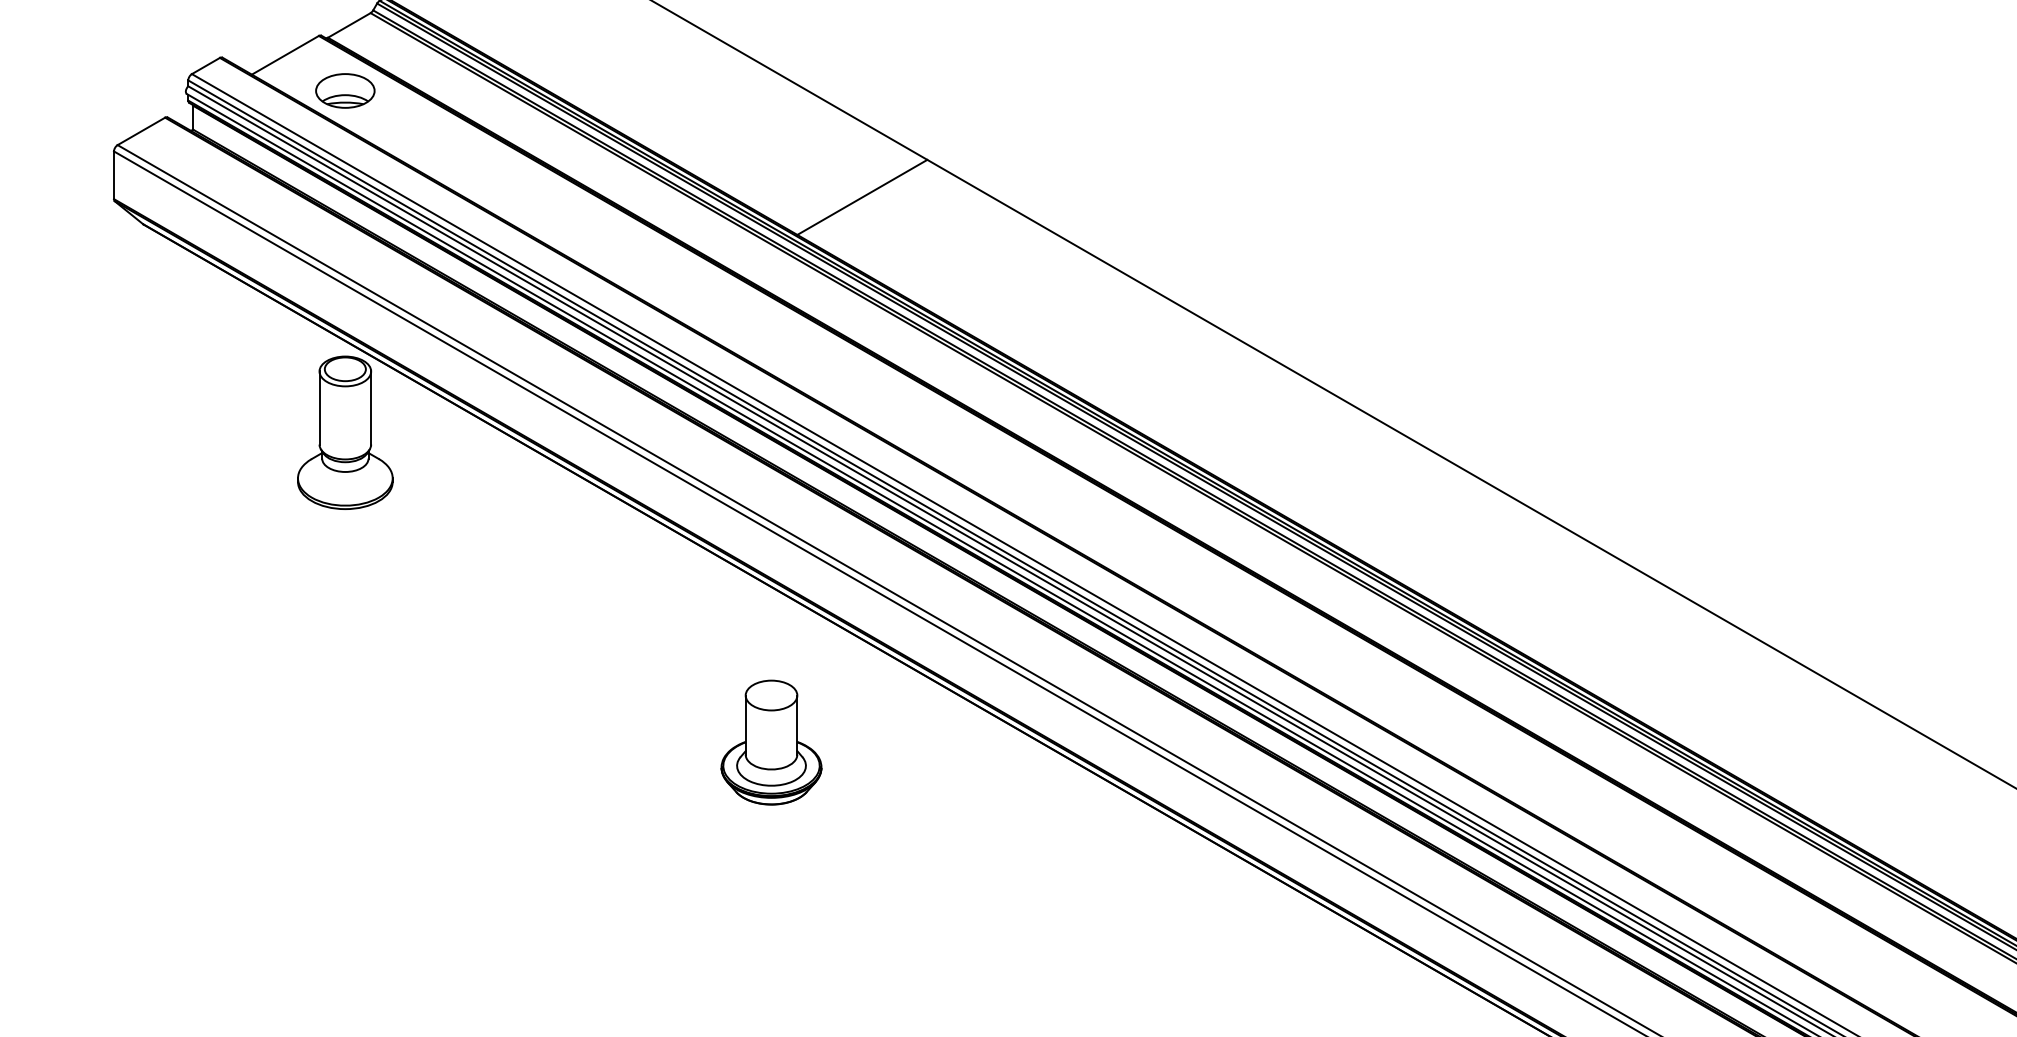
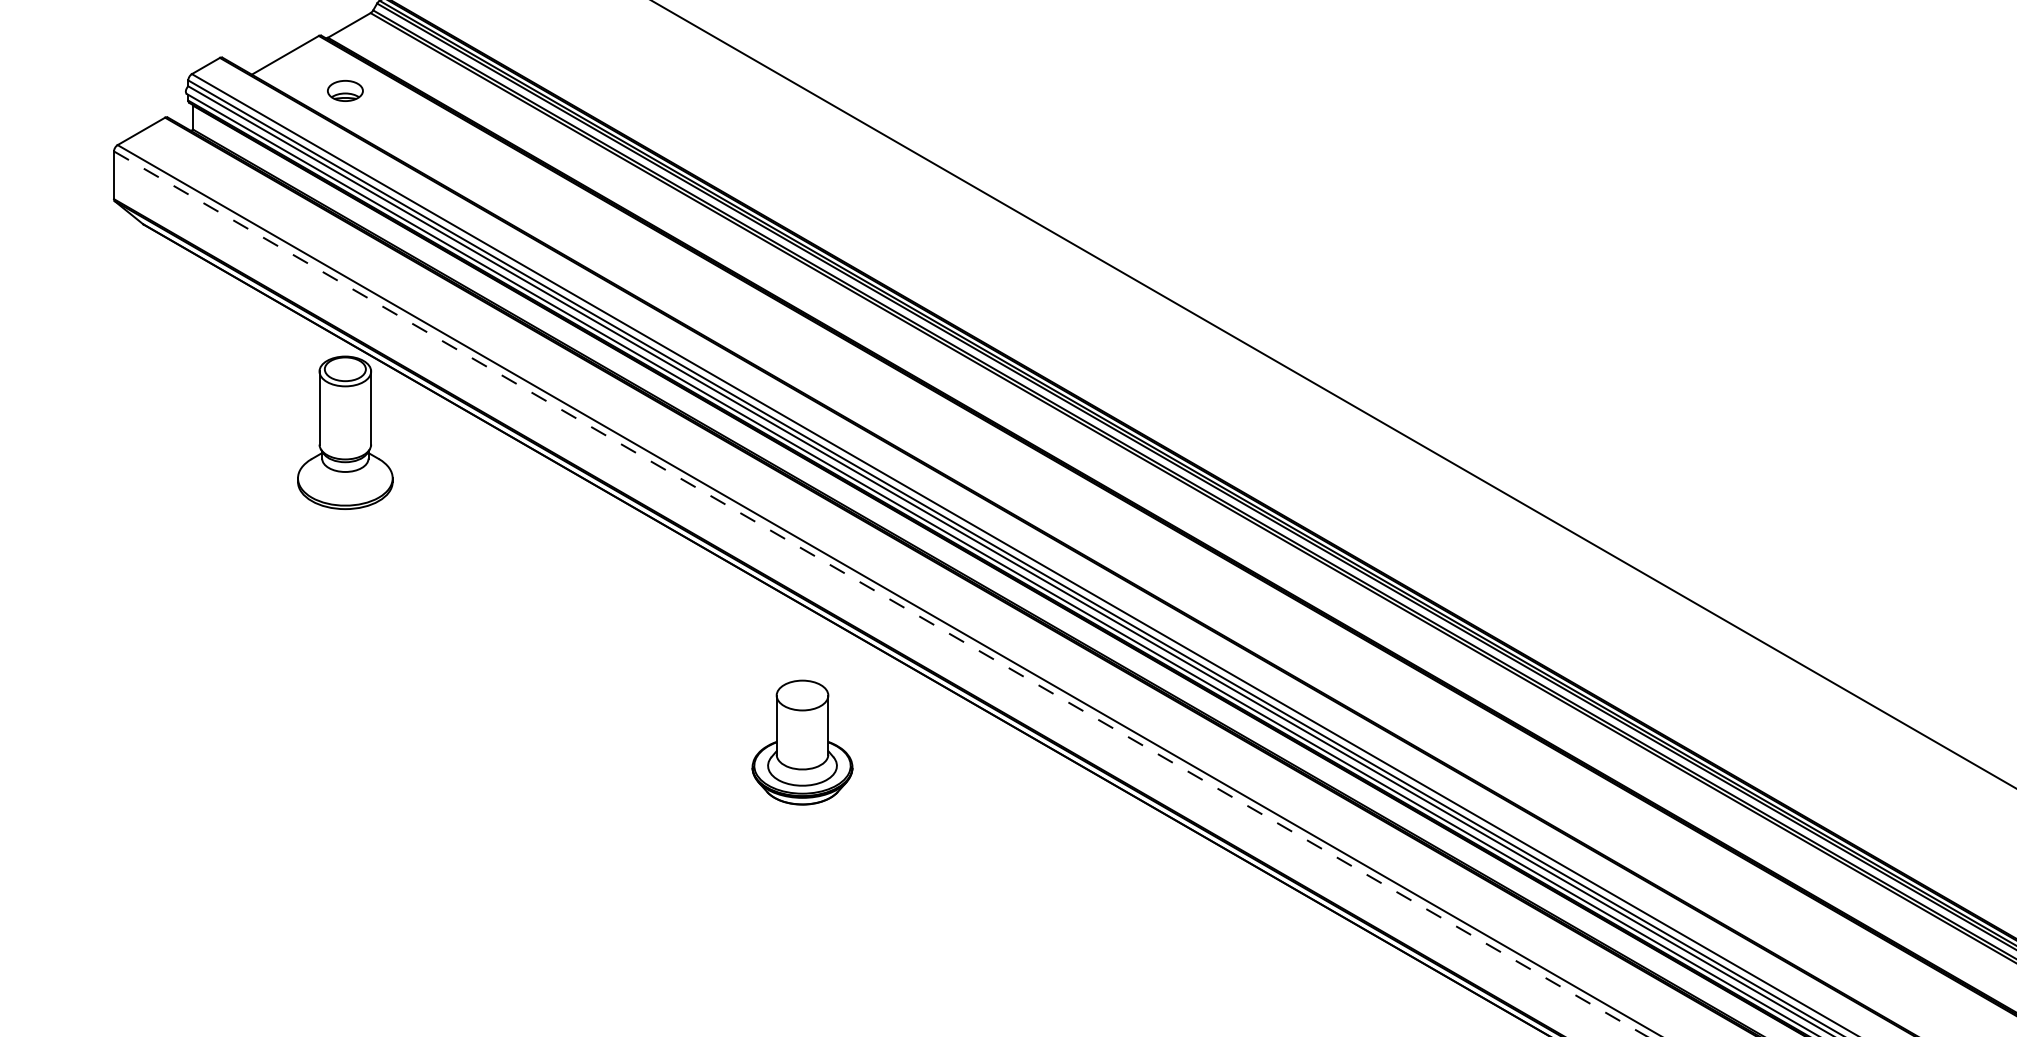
part size: 61x36 px -> 37x22 px (345, 90)
line: present -> none (862, 196)
line: solid -> dashed (881, 594)
part position: (771, 742) -> (802, 742) (802, 742)
